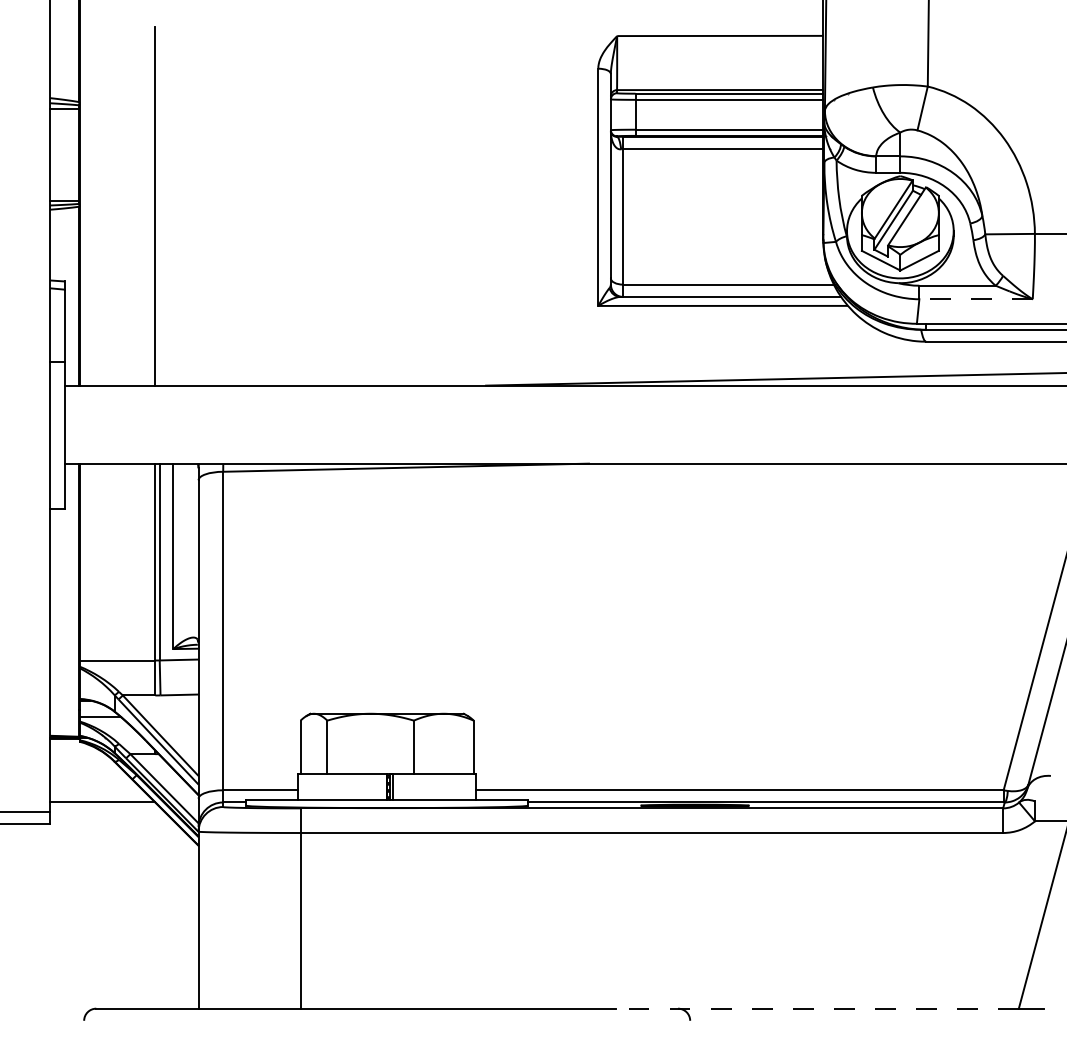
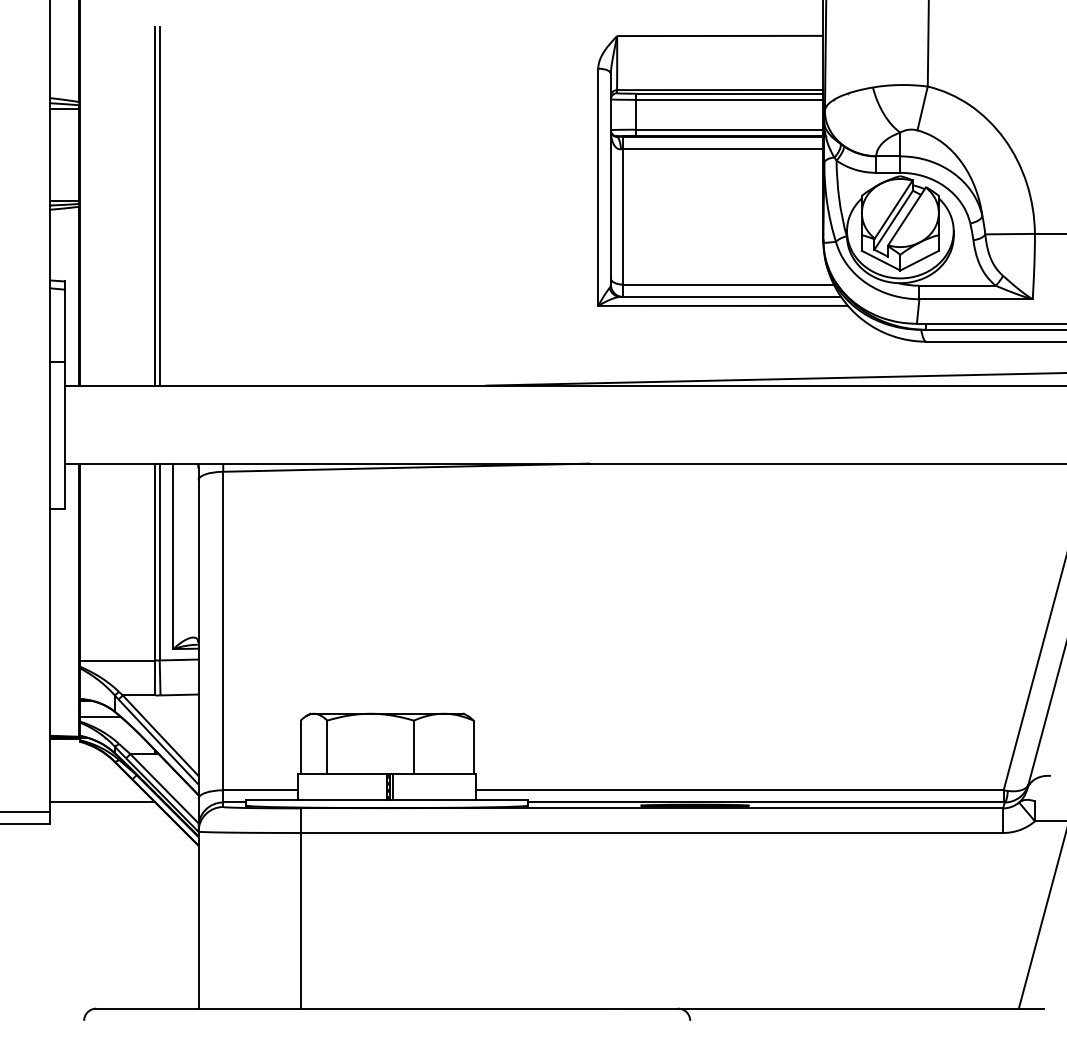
line: none -> present (159, 205)
line: dashed -> solid (976, 299)
line: dashed -> solid (816, 1008)
